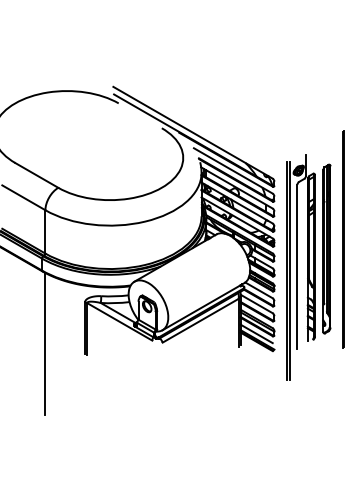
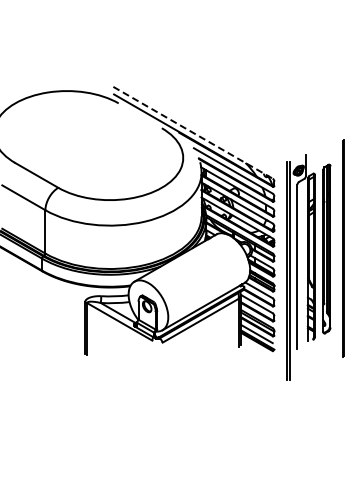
line: solid -> dashed (193, 132)
line position: (343, 239) -> (343, 248) (343, 248)
line: present -> none (45, 343)
